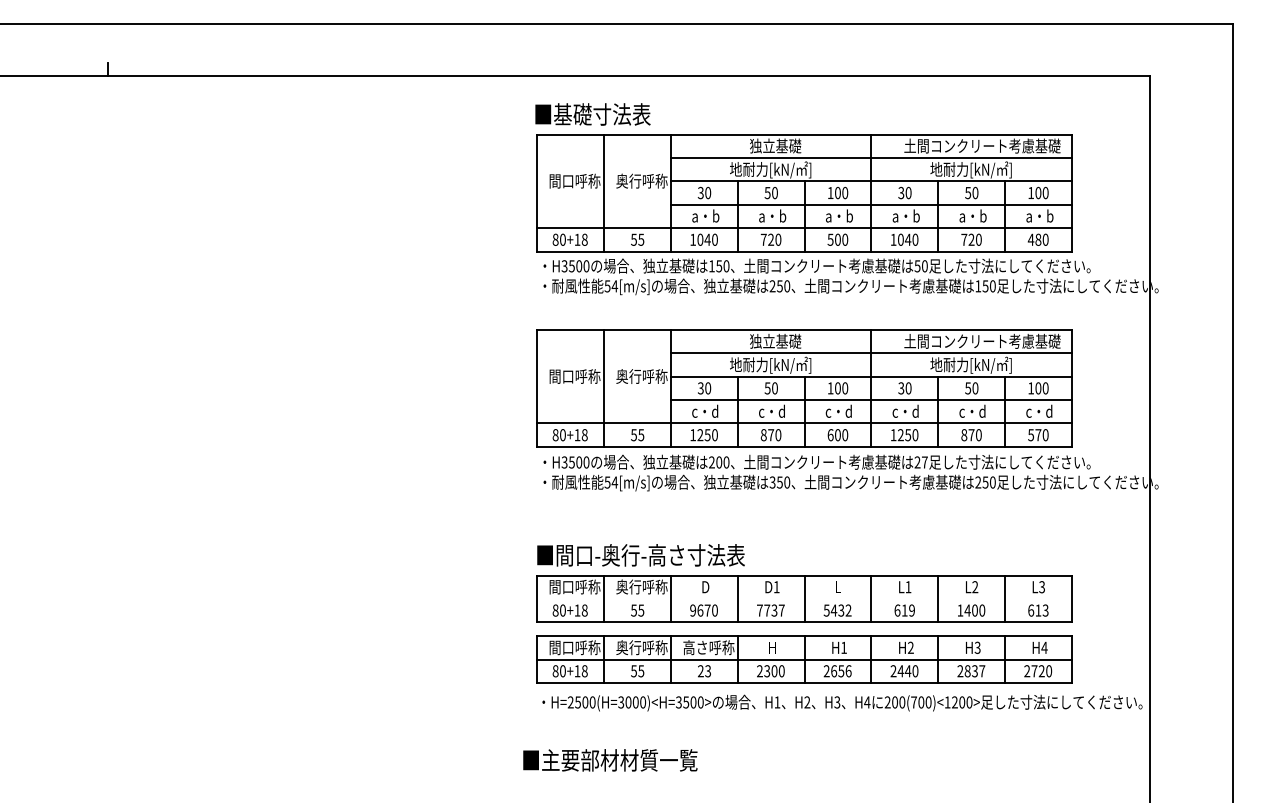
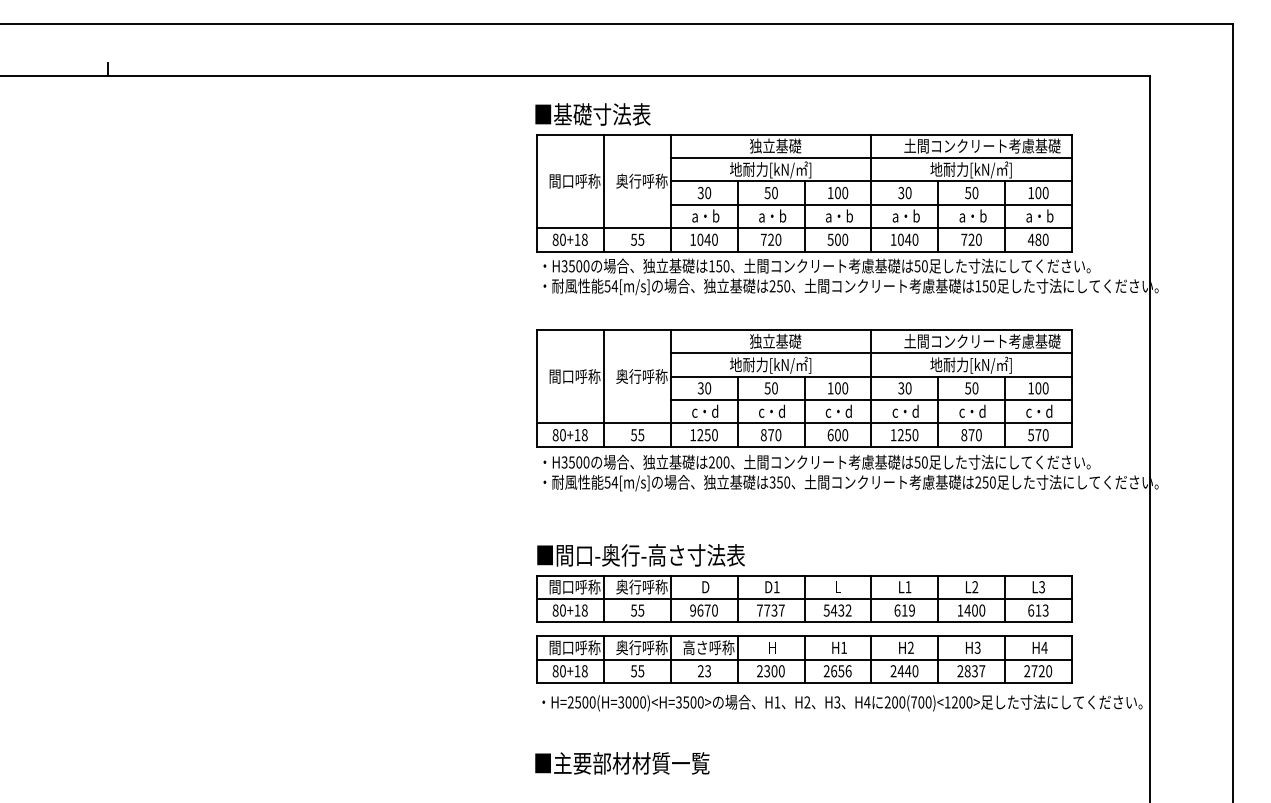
text: 27 -> 50 (920, 462)
line: none -> present (804, 598)
text position: (610, 760) -> (622, 763) (622, 763)
